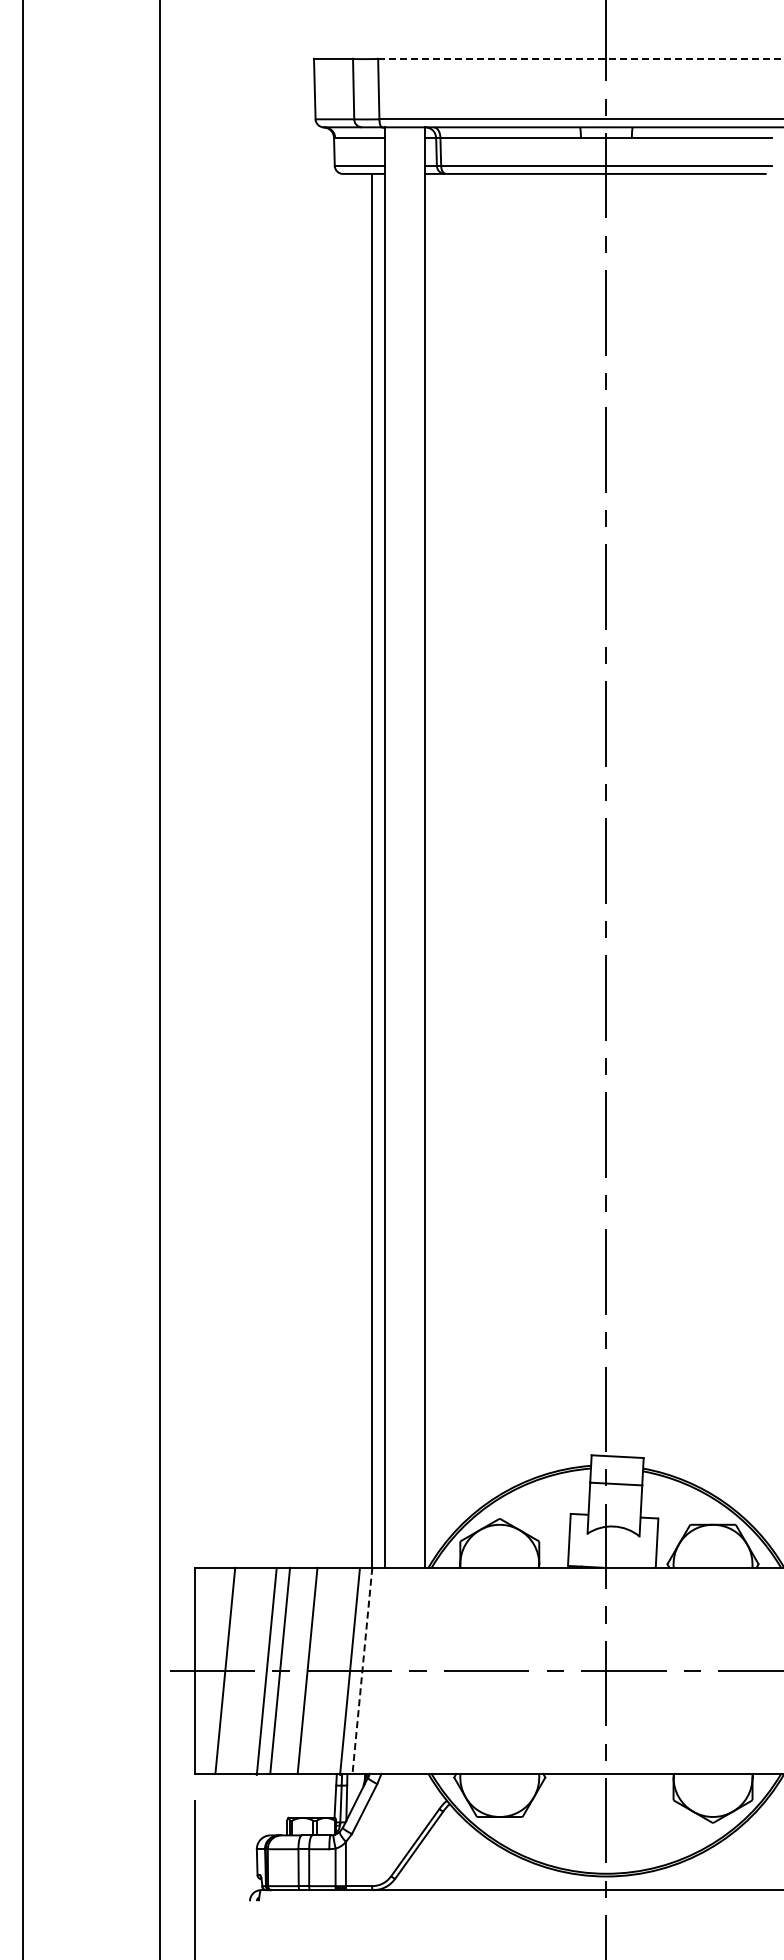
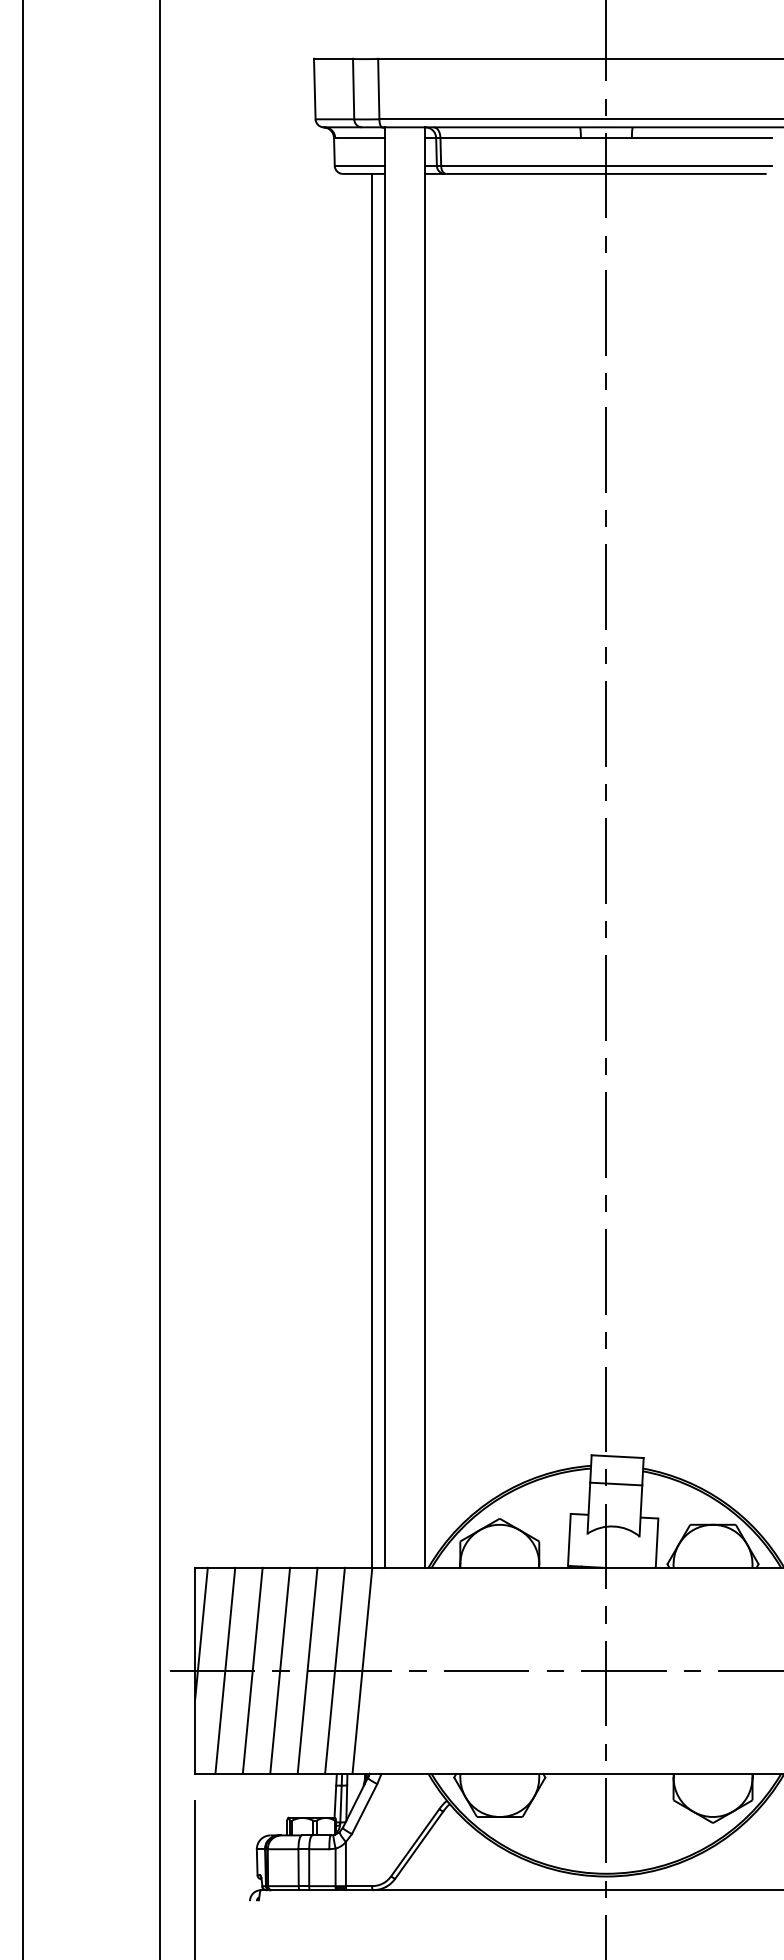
line: dashed -> solid (580, 59)
line: none -> present (201, 1633)
line: dashed -> solid (362, 1670)
line position: (266, 1671) -> (252, 1670) (252, 1670)
line position: (349, 1671) -> (334, 1670) (334, 1670)
